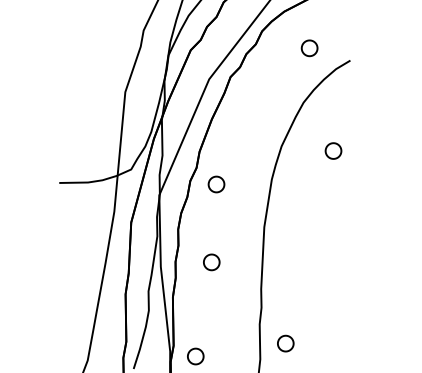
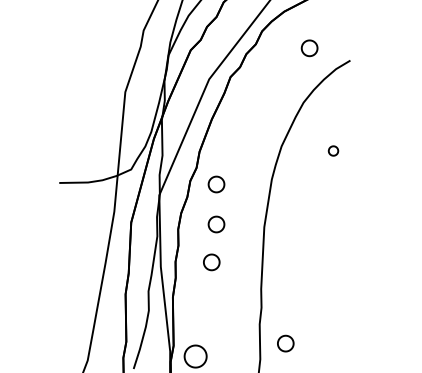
part size: 19x18 px -> 13x12 px (333, 150)
part: none -> present (216, 224)
part size: 18x19 px -> 25x25 px (195, 356)
